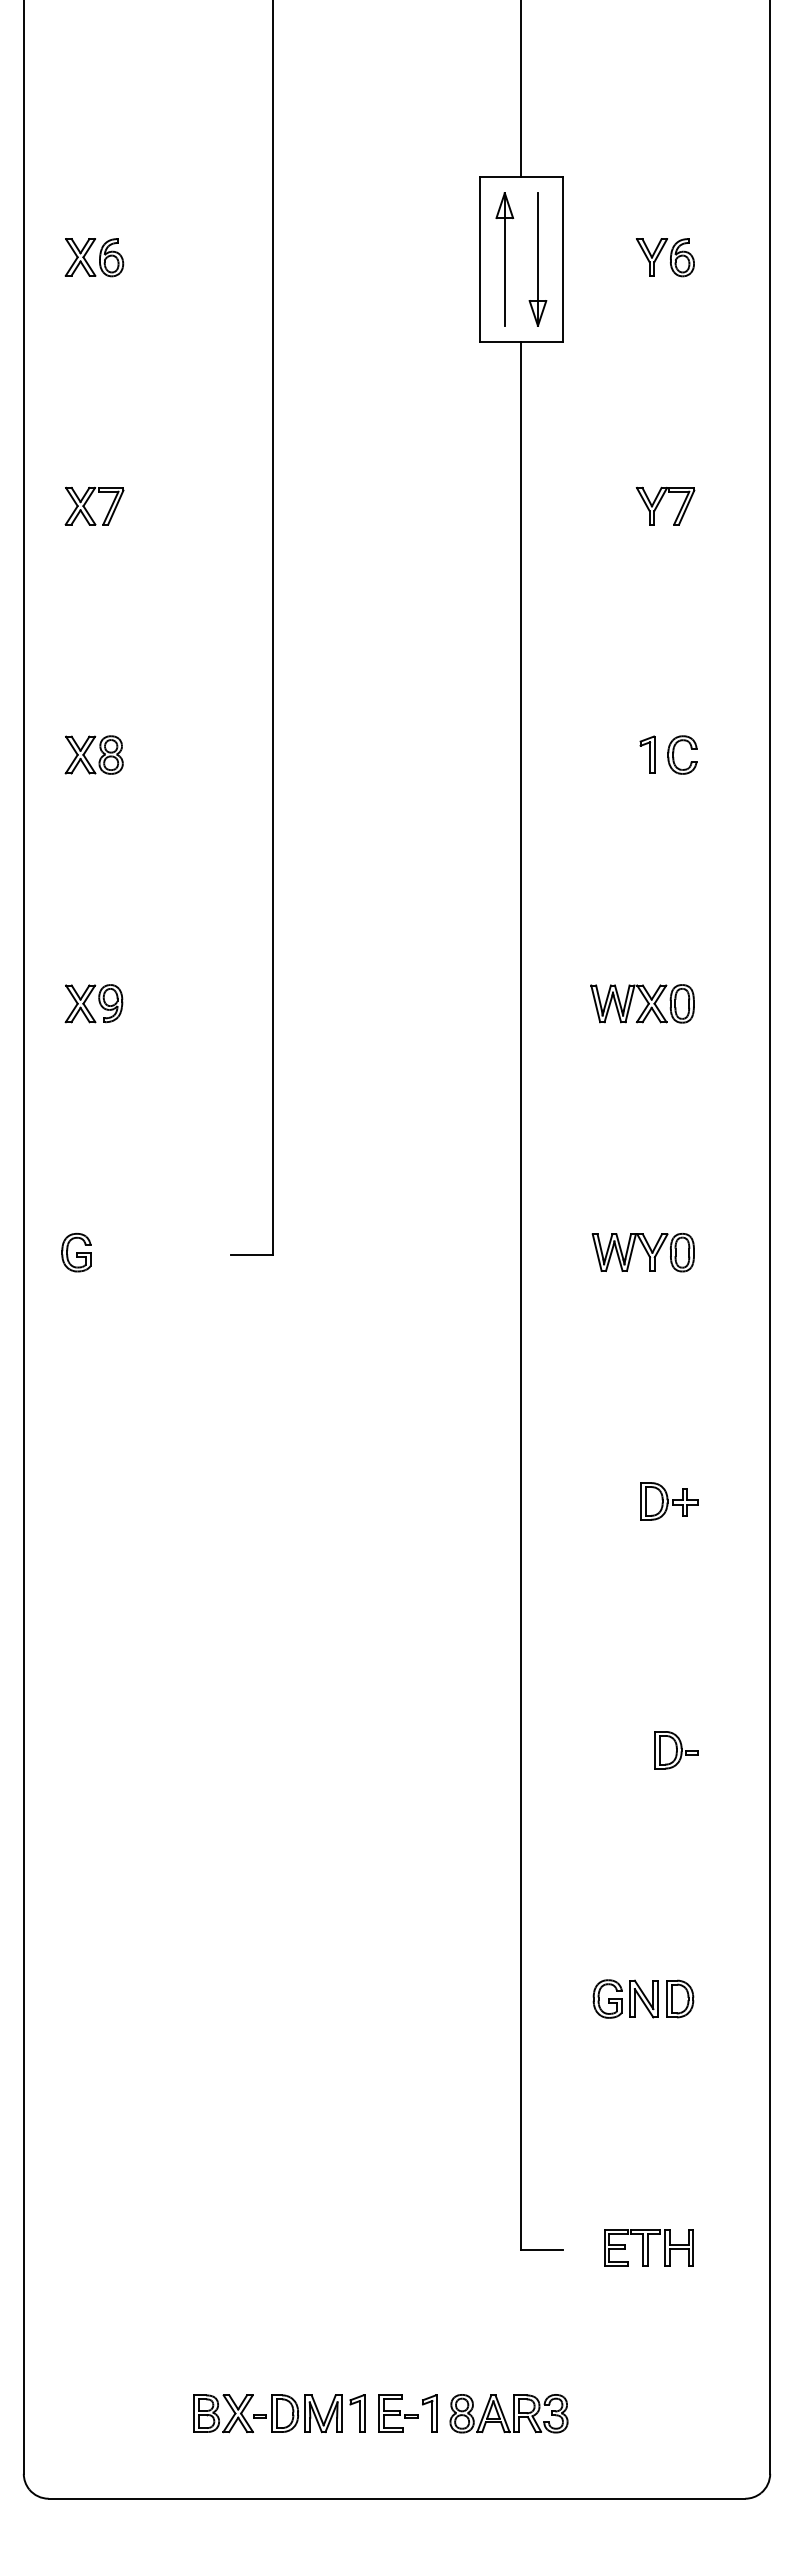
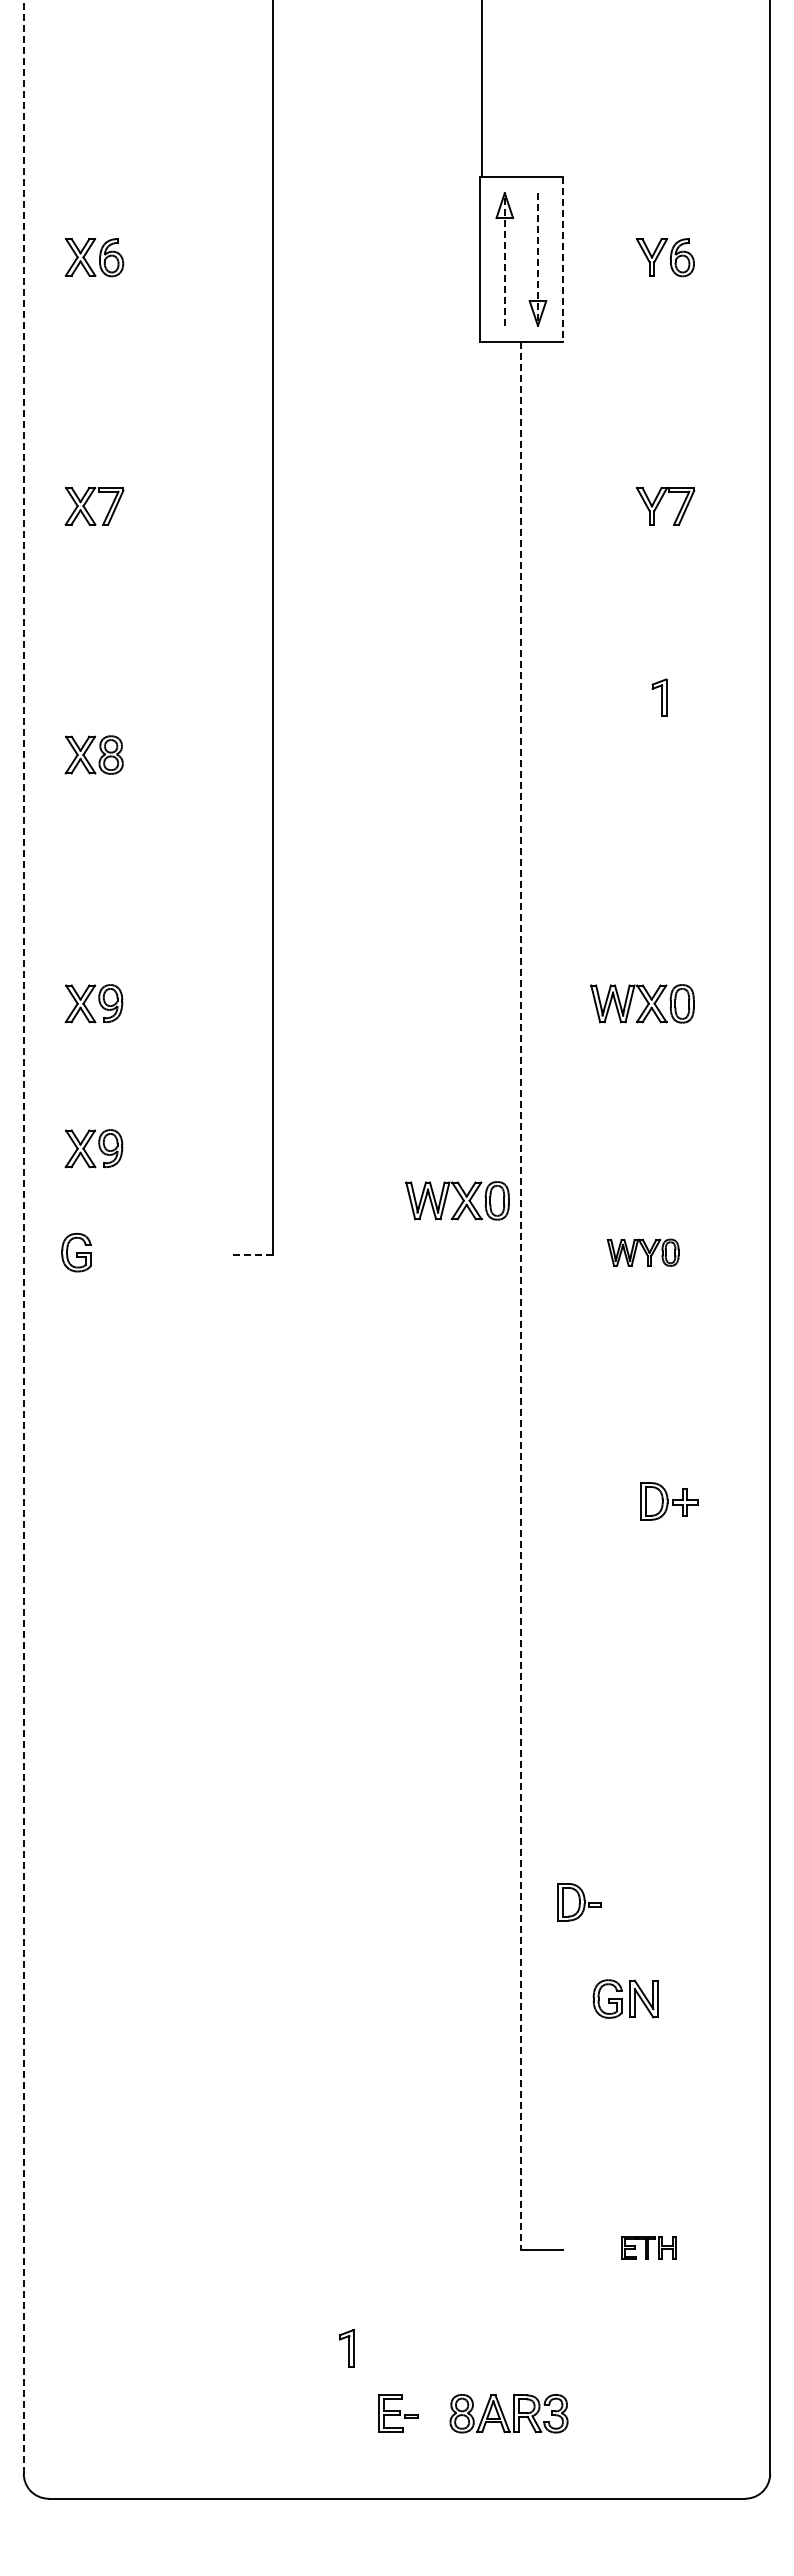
line position: (521, 89) -> (482, 89) (482, 89)
line: solid -> dashed (504, 259)
line: solid -> dashed (562, 259)
line: solid -> dashed (537, 260)
part: present -> none (674, 752)
part position: (647, 754) -> (659, 697) (659, 697)
part: none -> present (93, 1148)
part: none -> present (457, 1200)
line: solid -> dashed (23, 1237)
part size: 104x40 px -> 74x29 px (642, 1252)
line: solid -> dashed (251, 1254)
line: solid -> dashed (521, 1296)
part position: (676, 1750) -> (579, 1902) (579, 1902)
part: present -> none (680, 1998)
part size: 90x38 px -> 56x24 px (648, 2247)
part: present -> none (279, 2413)
part position: (429, 2413) -> (346, 2348) (346, 2348)
